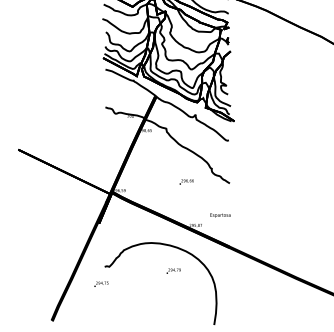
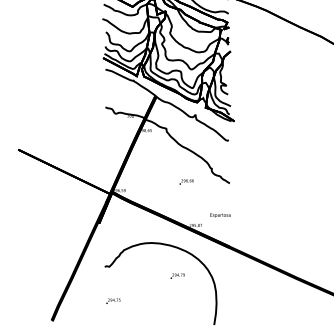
text position: (173, 270) -> (177, 275) (177, 275)
text position: (101, 283) -> (113, 300) (113, 300)
